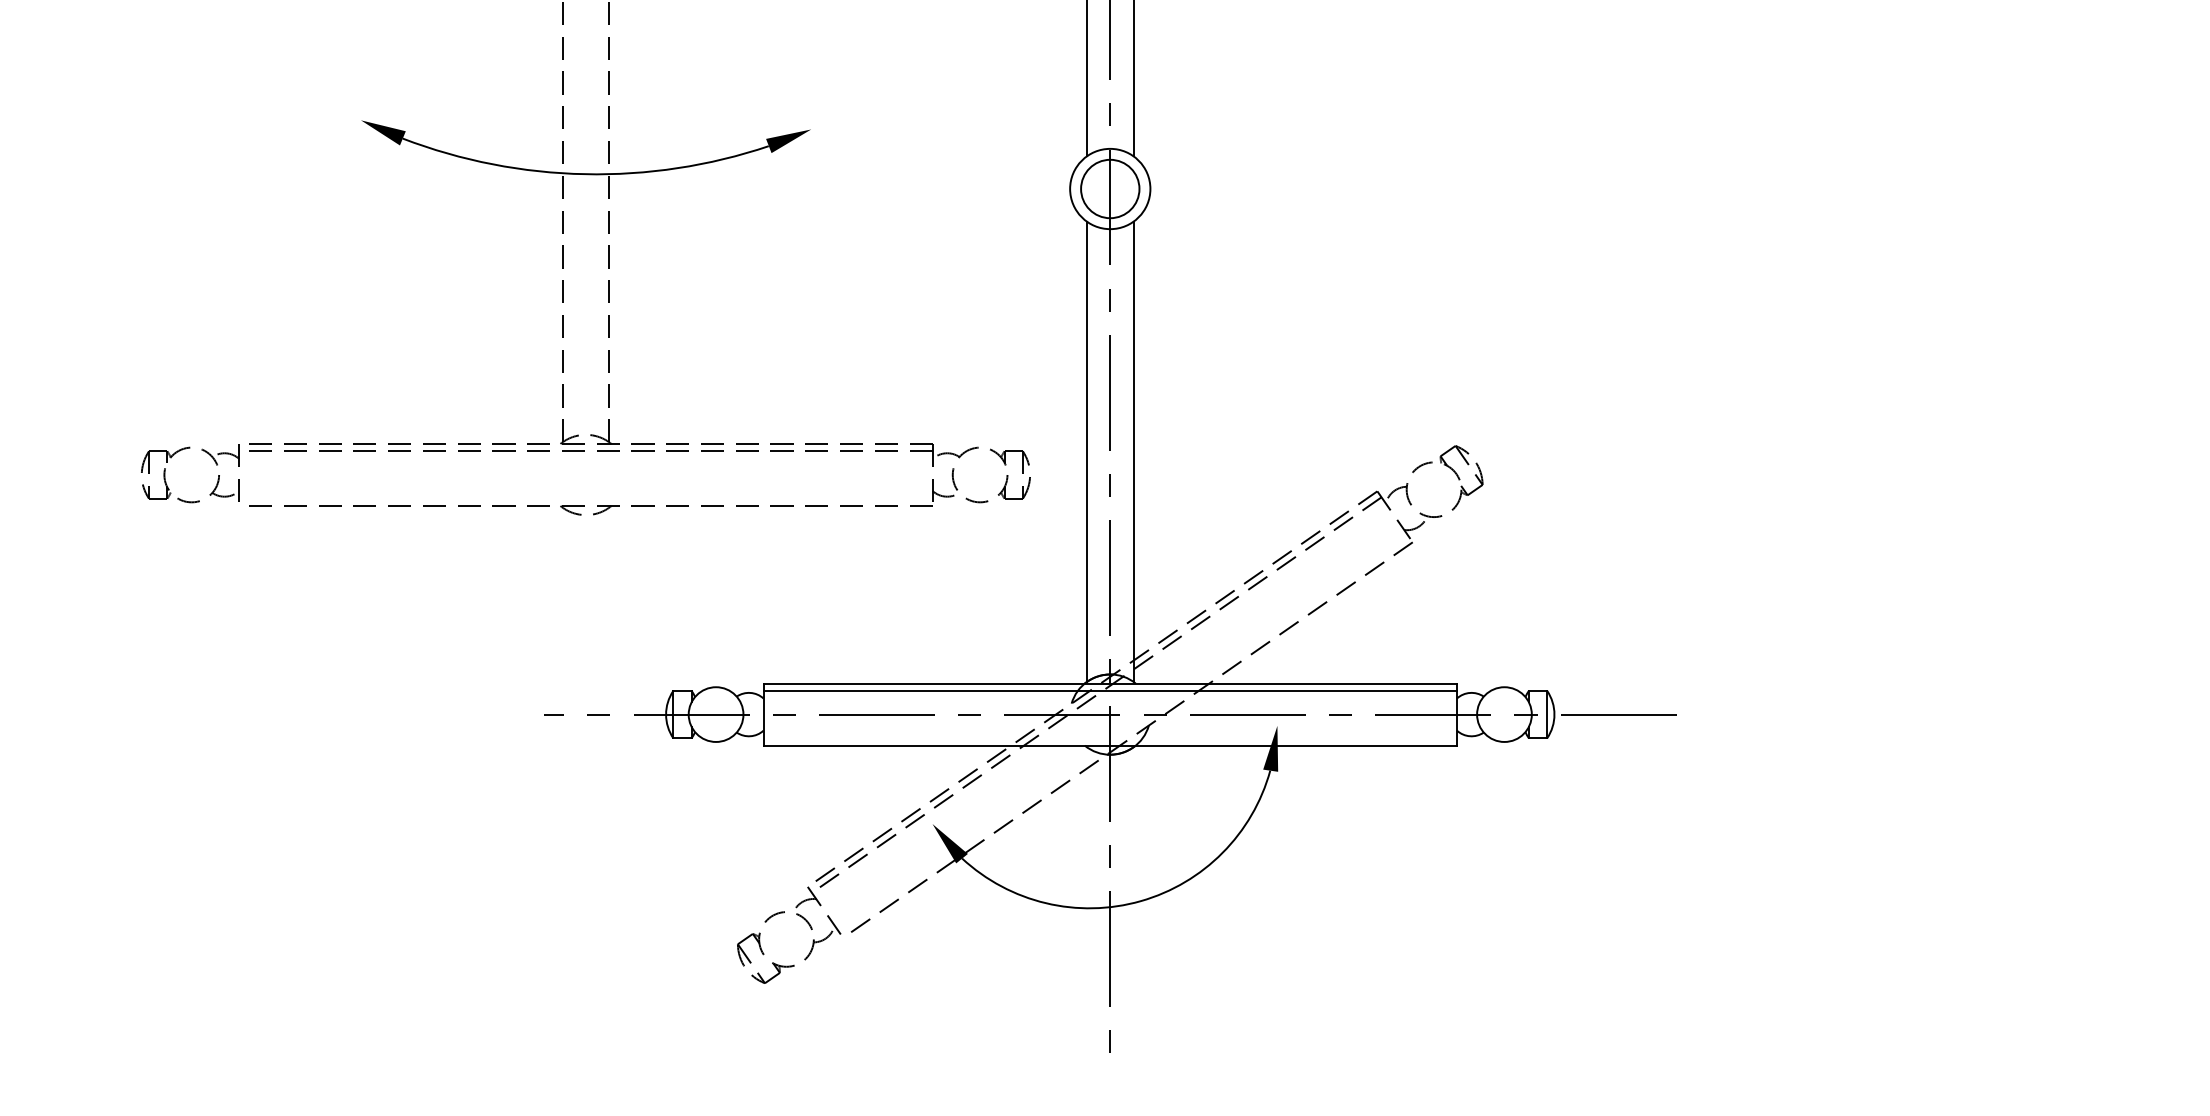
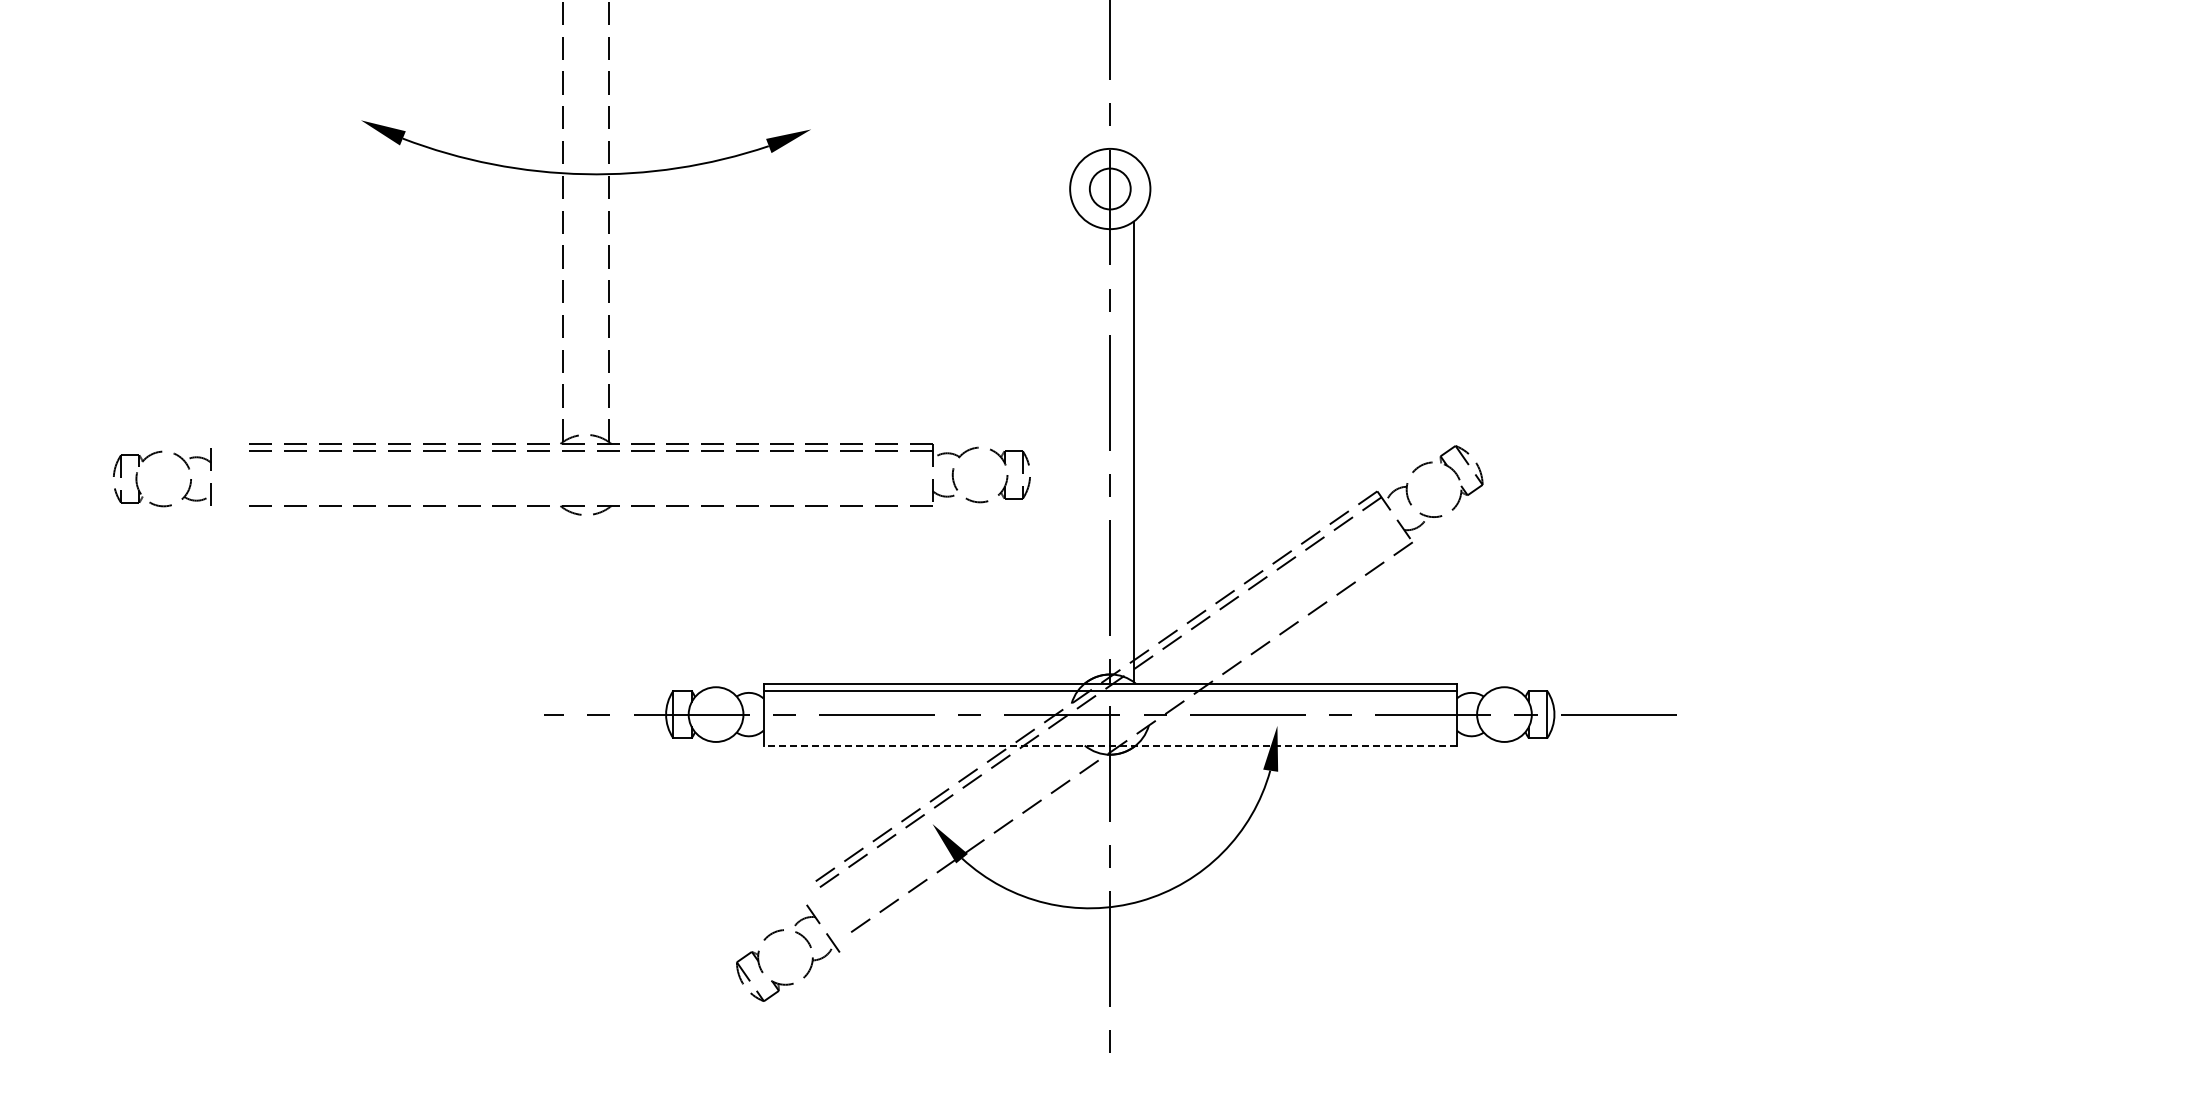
line: present -> none (1086, 79)
line: present -> none (1133, 79)
circle diameter: 58 px -> 41 px (1109, 188)
line: present -> none (1086, 451)
part position: (174, 455) -> (146, 459) (146, 459)
line: solid -> dashed (1110, 745)
part position: (803, 919) -> (802, 937) (802, 937)
